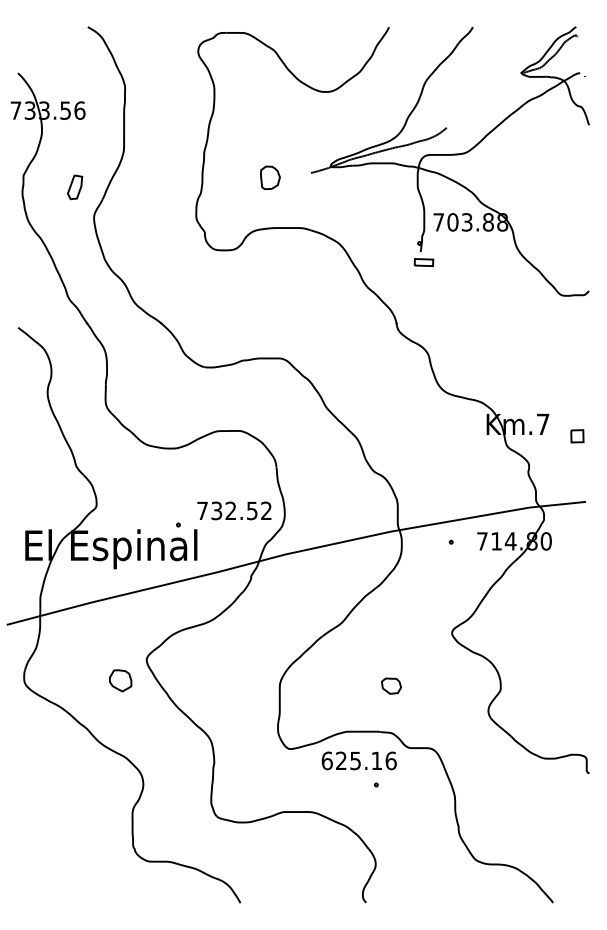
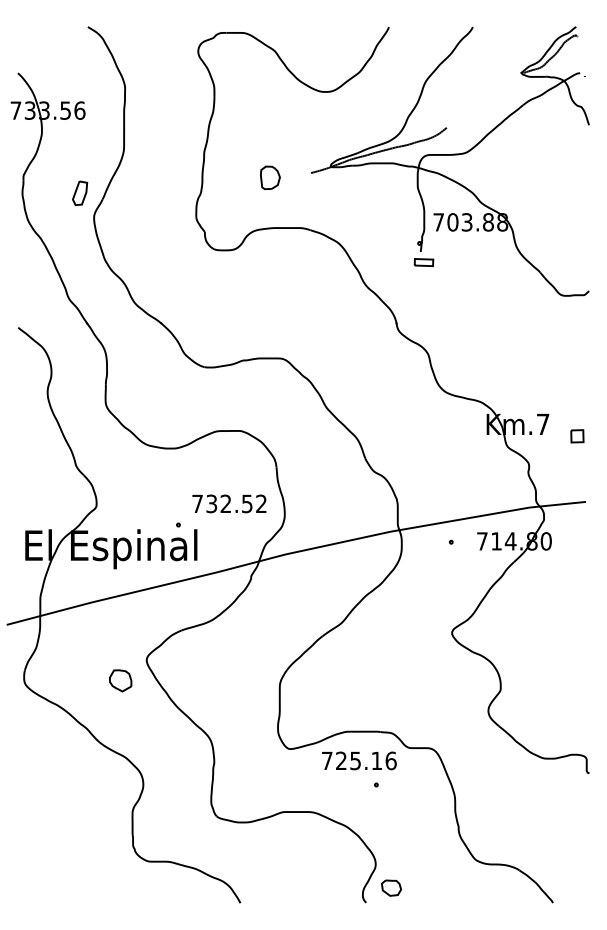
part position: (75, 187) -> (80, 193) (80, 193)
text position: (234, 510) -> (229, 503) (229, 503)
part position: (391, 685) -> (391, 887) (391, 887)
text: 625.16 -> 725.16 (326, 760)
